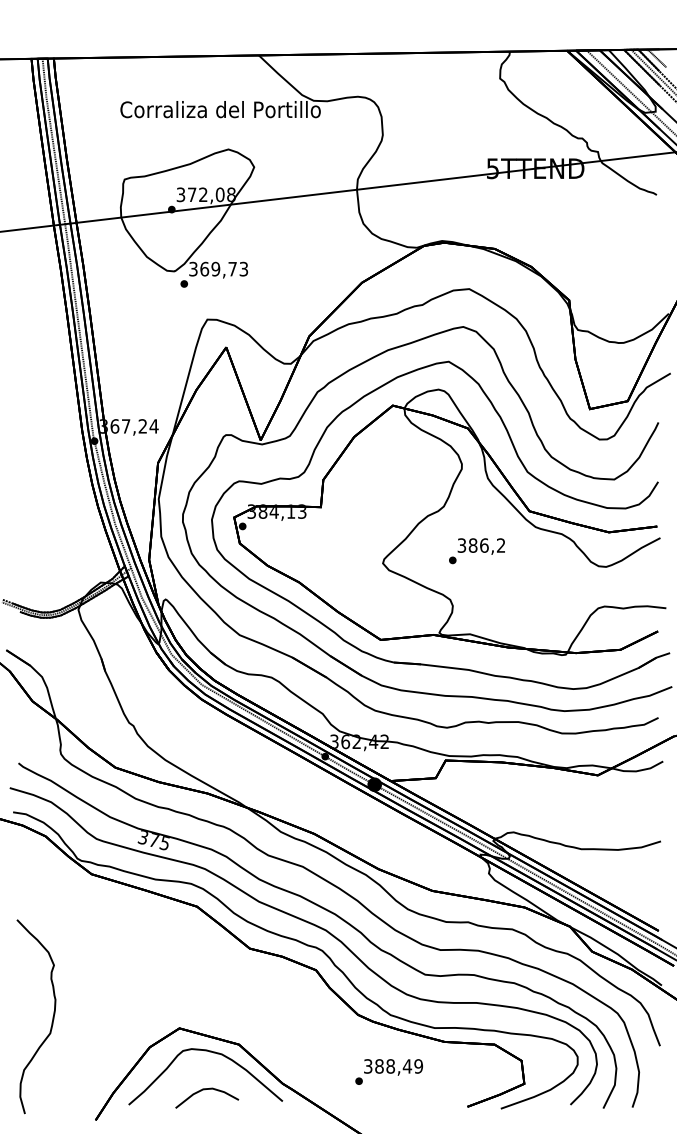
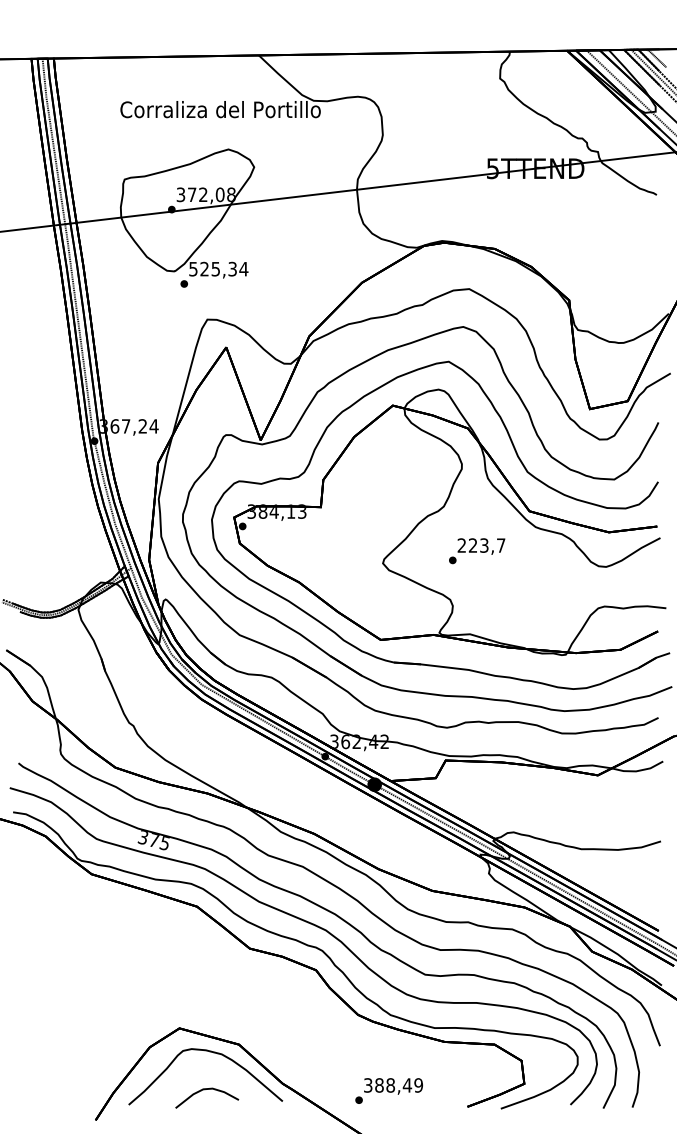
text: 369,73 -> 525,34 (218, 268)
text: 386,2 -> 223,7 (481, 545)
curve: present -> none (52, 1016)
text position: (388, 1071) -> (388, 1090) (388, 1090)
